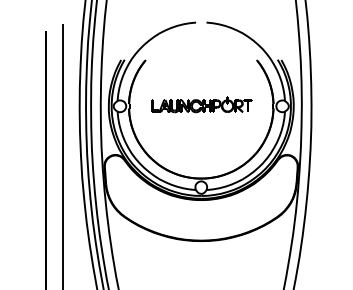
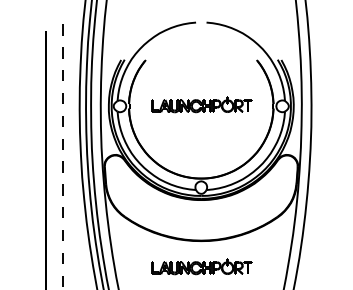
line: solid -> dashed (62, 157)
part: none -> present (201, 266)
